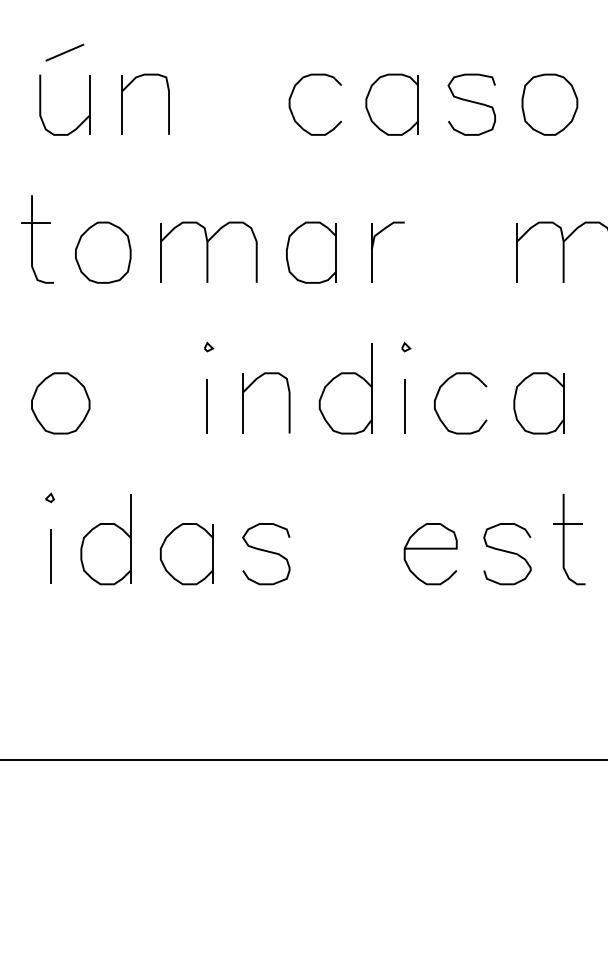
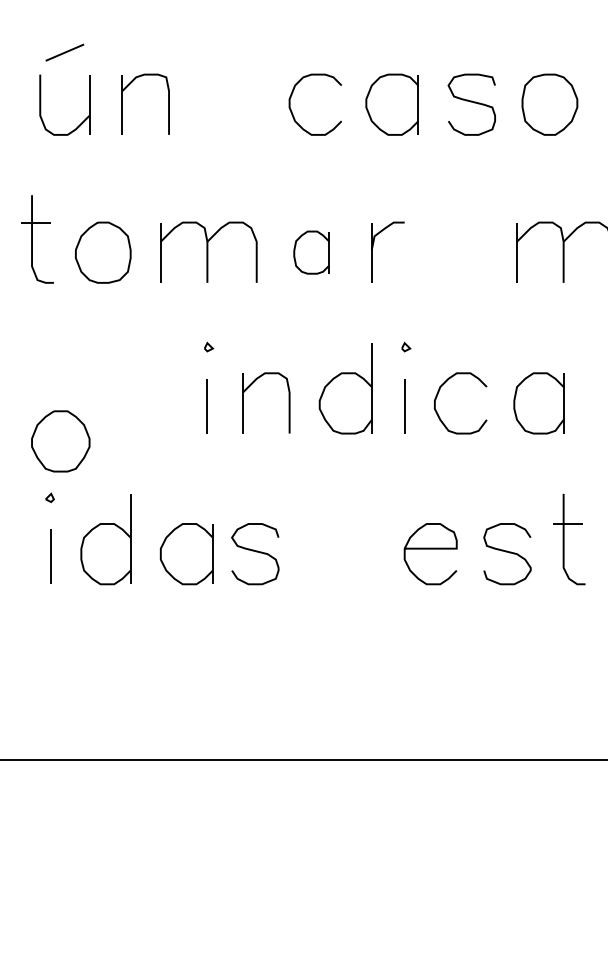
part size: 51x63 px -> 37x45 px (311, 252)
part position: (60, 403) -> (60, 441) (60, 441)
curve position: (267, 552) -> (256, 552) (256, 552)
